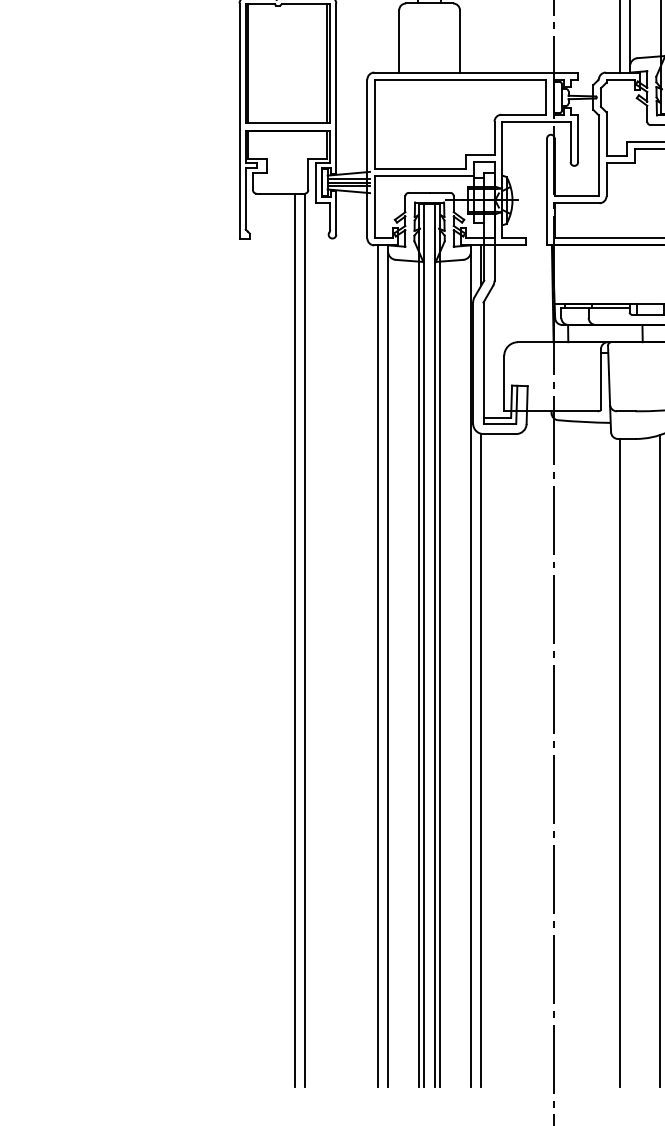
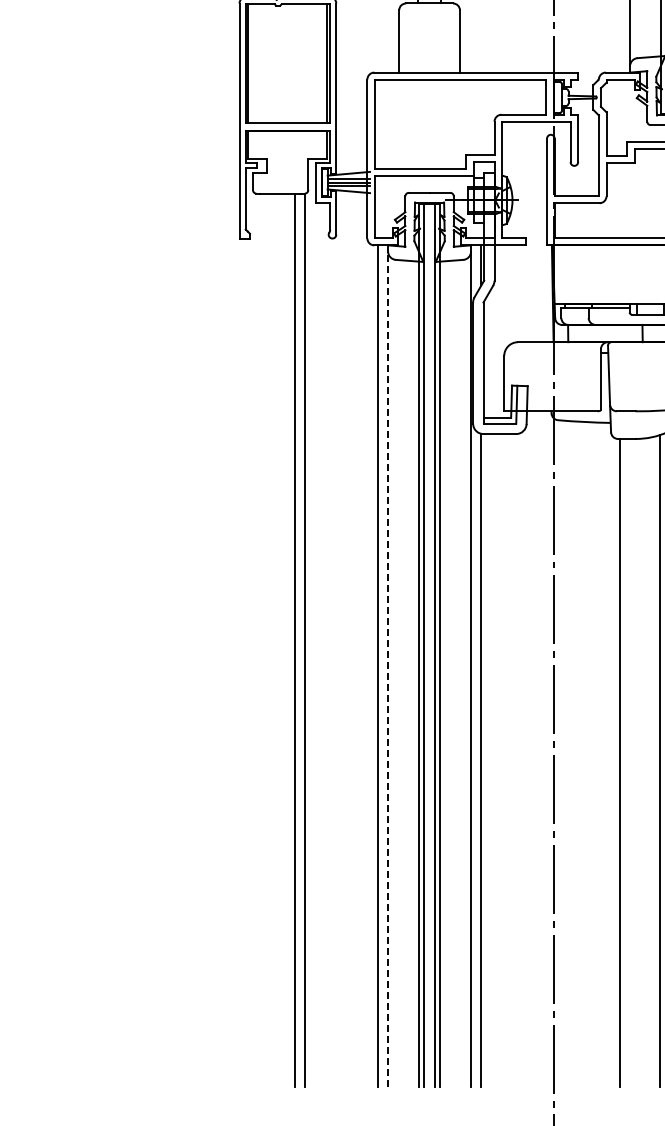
line: present -> none (619, 37)
line: solid -> dashed (388, 669)
